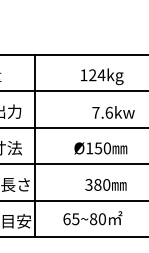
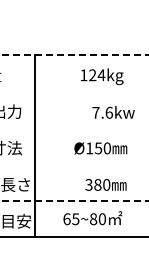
line: solid -> dashed (74, 54)
line: present -> none (73, 91)
line: present -> none (73, 127)
line: present -> none (73, 164)
line: solid -> dashed (74, 200)
